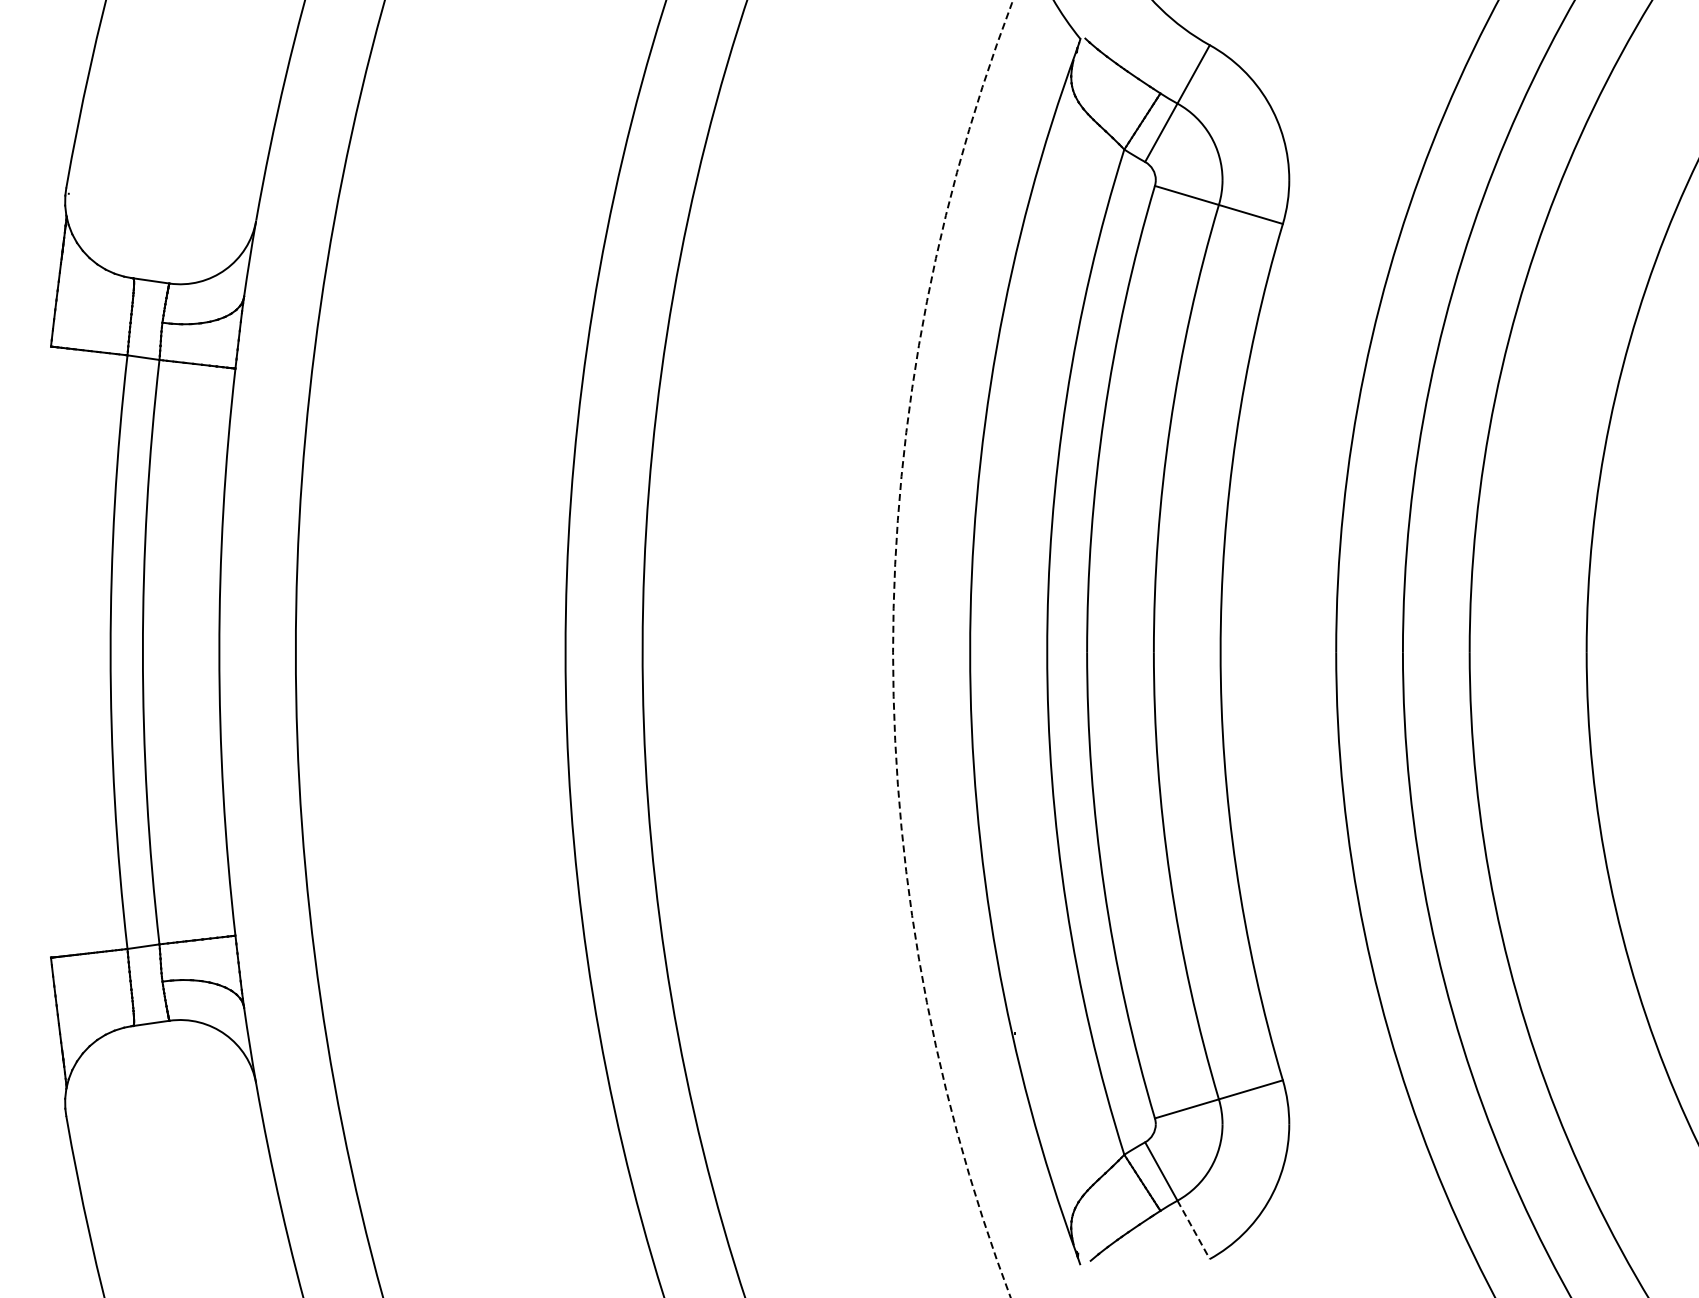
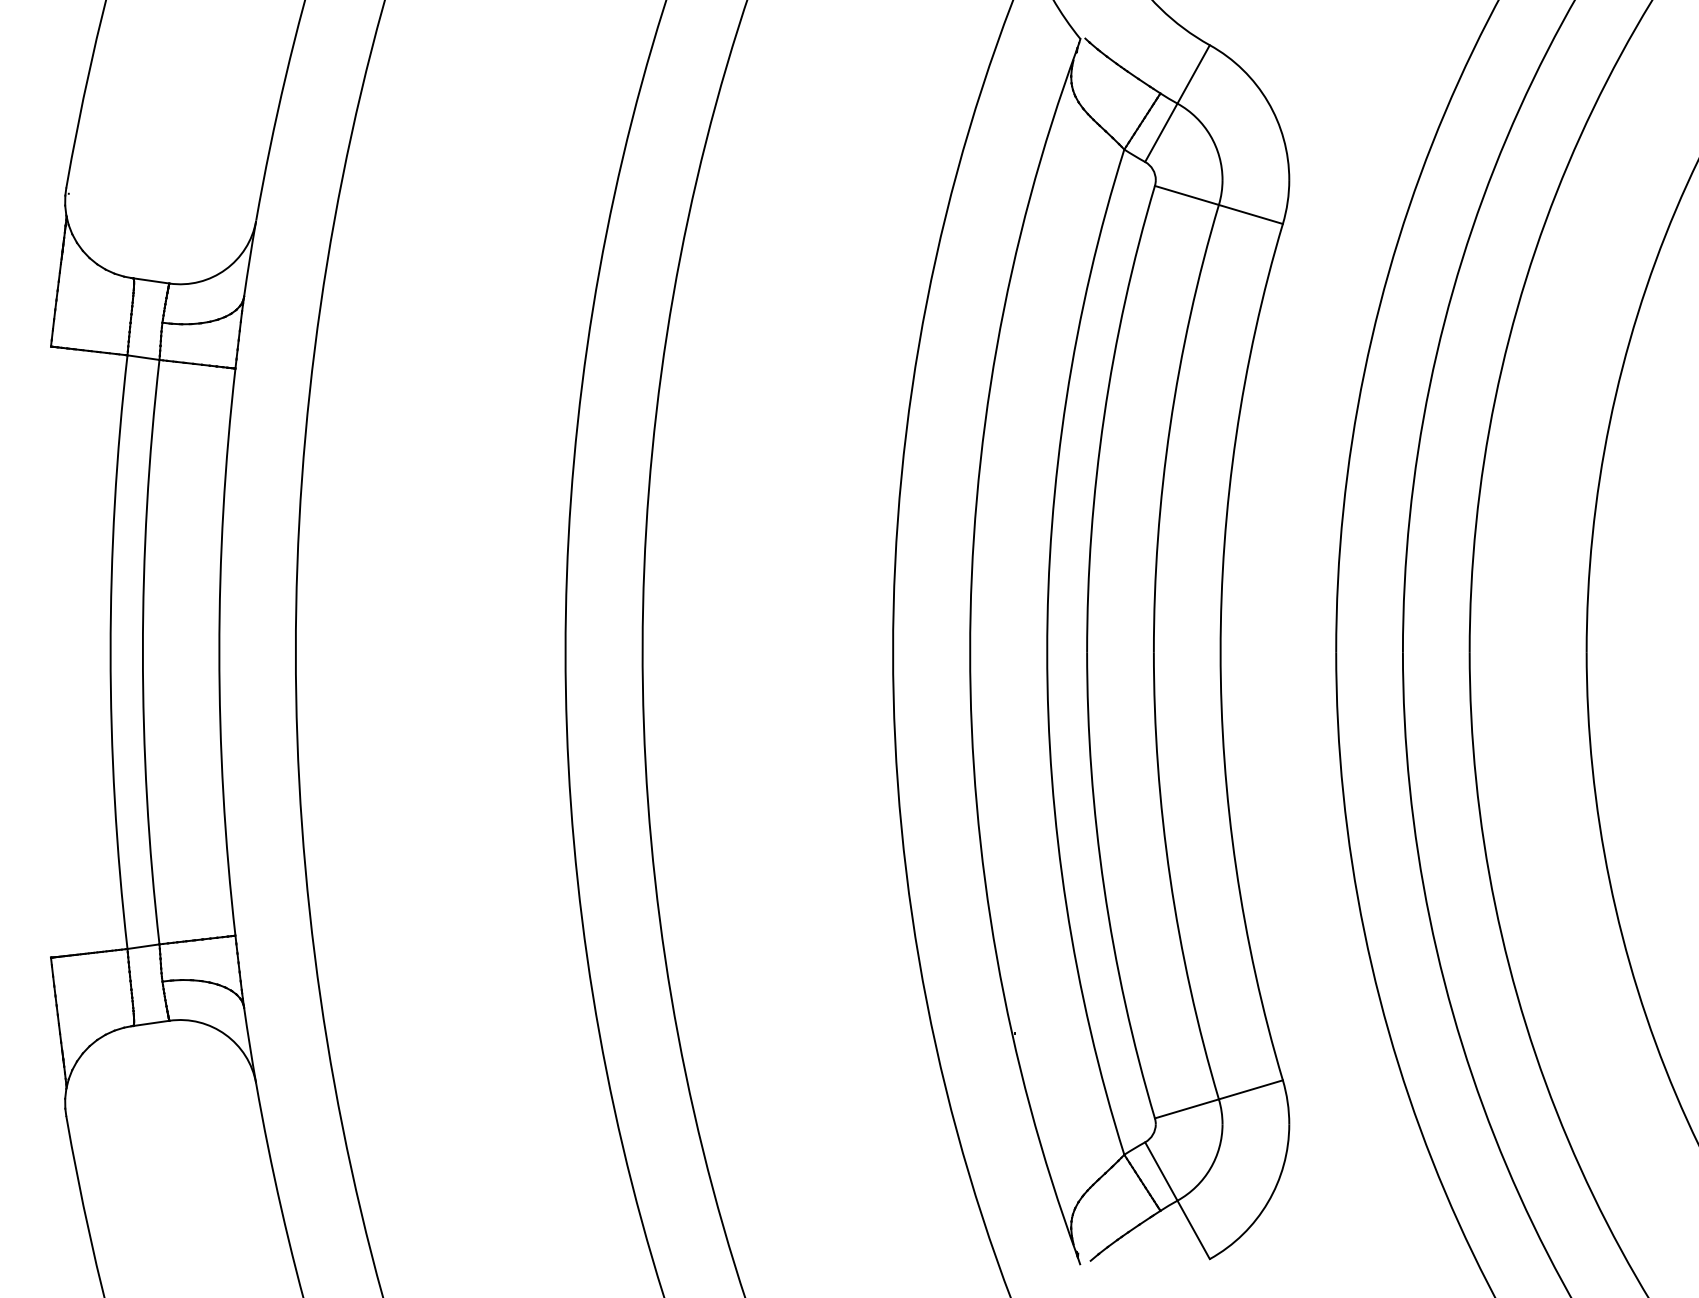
arc: dashed -> solid (893, 649)
line: dashed -> solid (1193, 1230)
